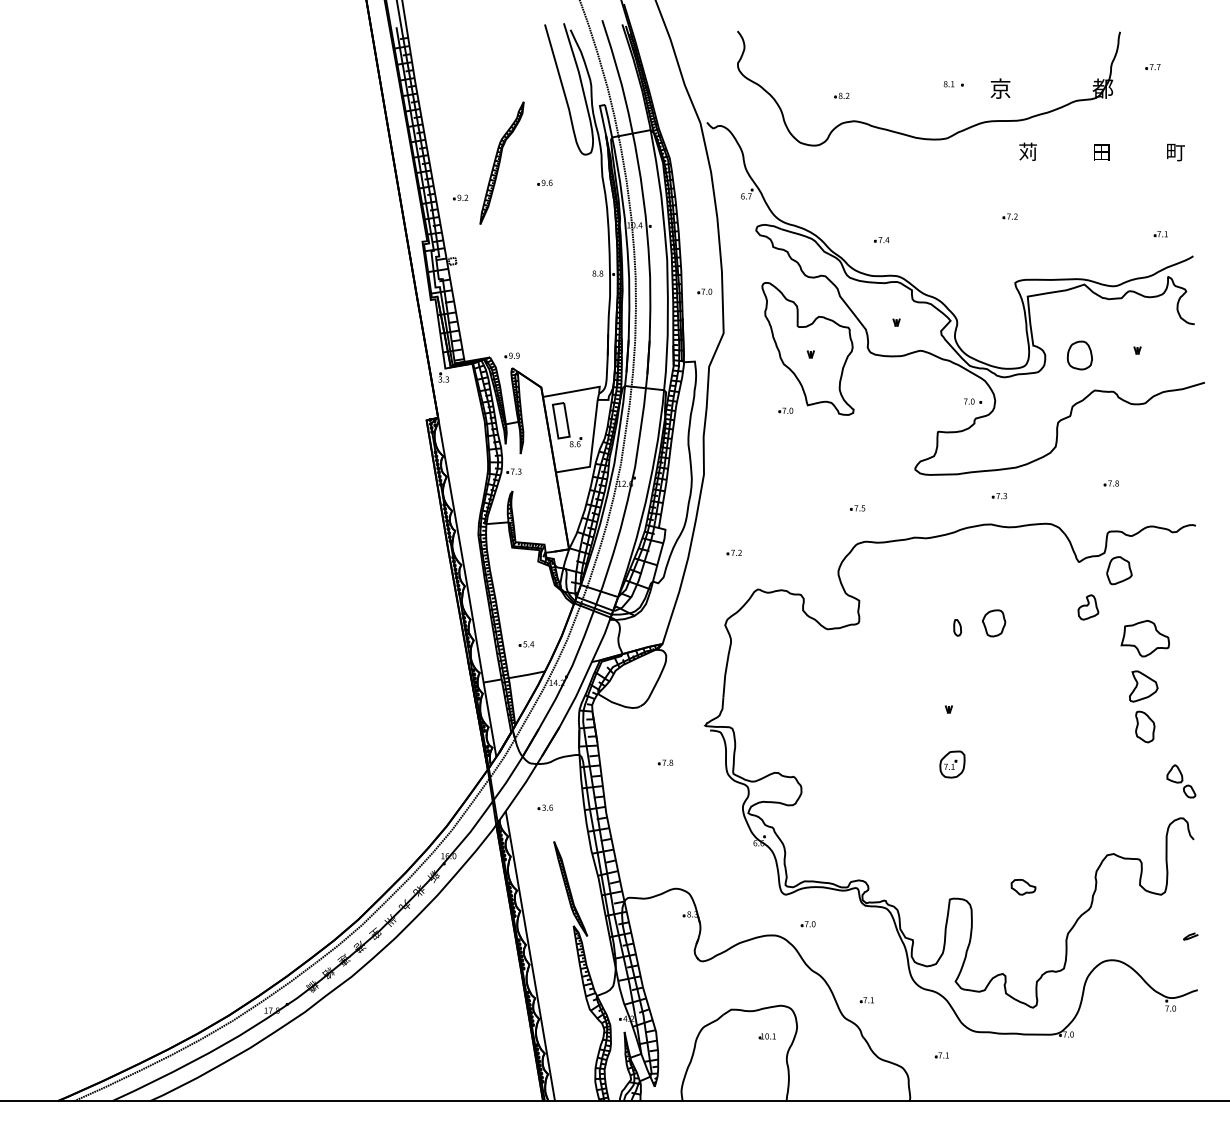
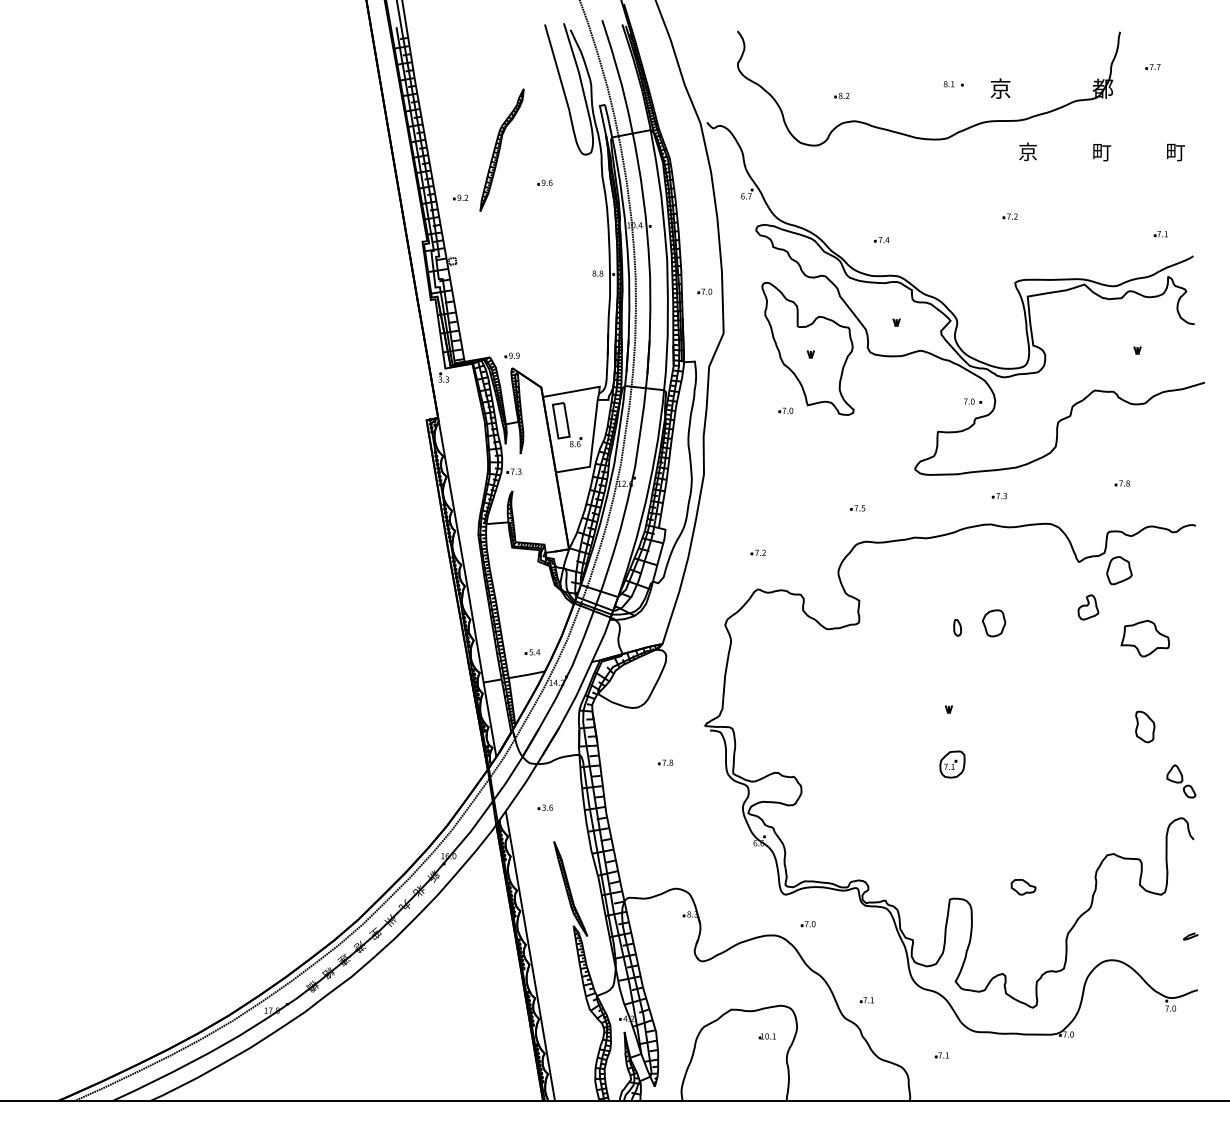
text: 苅 -> 京 (1027, 151)
text: 田 -> 町 (1102, 152)
part position: (501, 162) -> (501, 149) (501, 149)
part: present -> none (1079, 355)
part position: (1110, 483) -> (1121, 483) (1121, 483)
part position: (733, 552) -> (757, 552) (757, 552)
part position: (526, 644) -> (532, 652) (532, 652)
part: present -> none (1143, 686)
